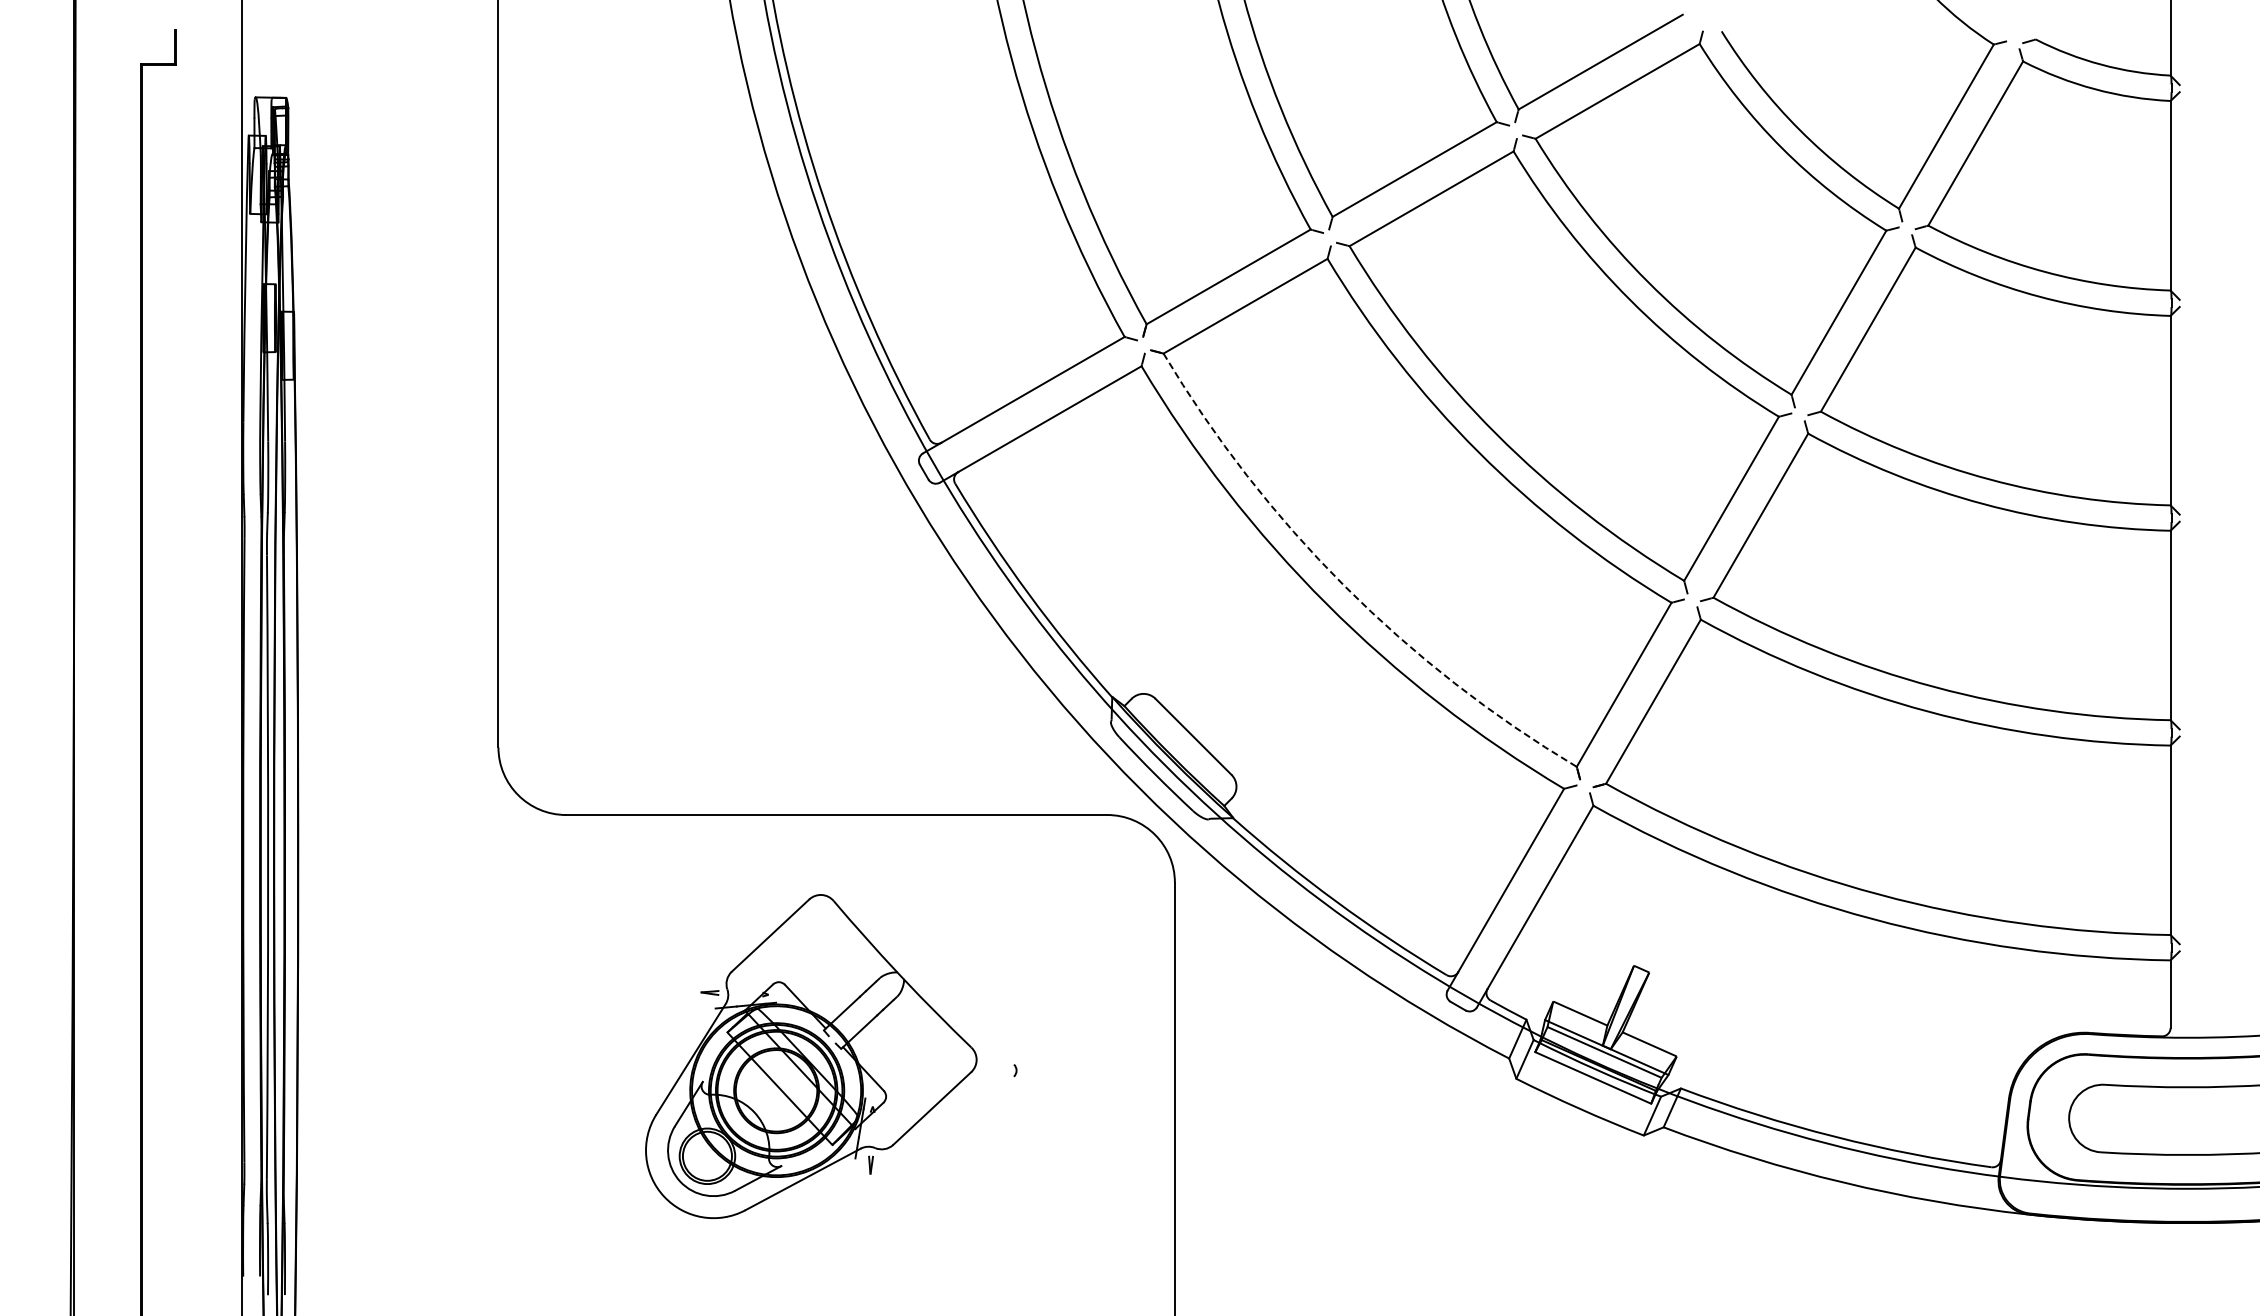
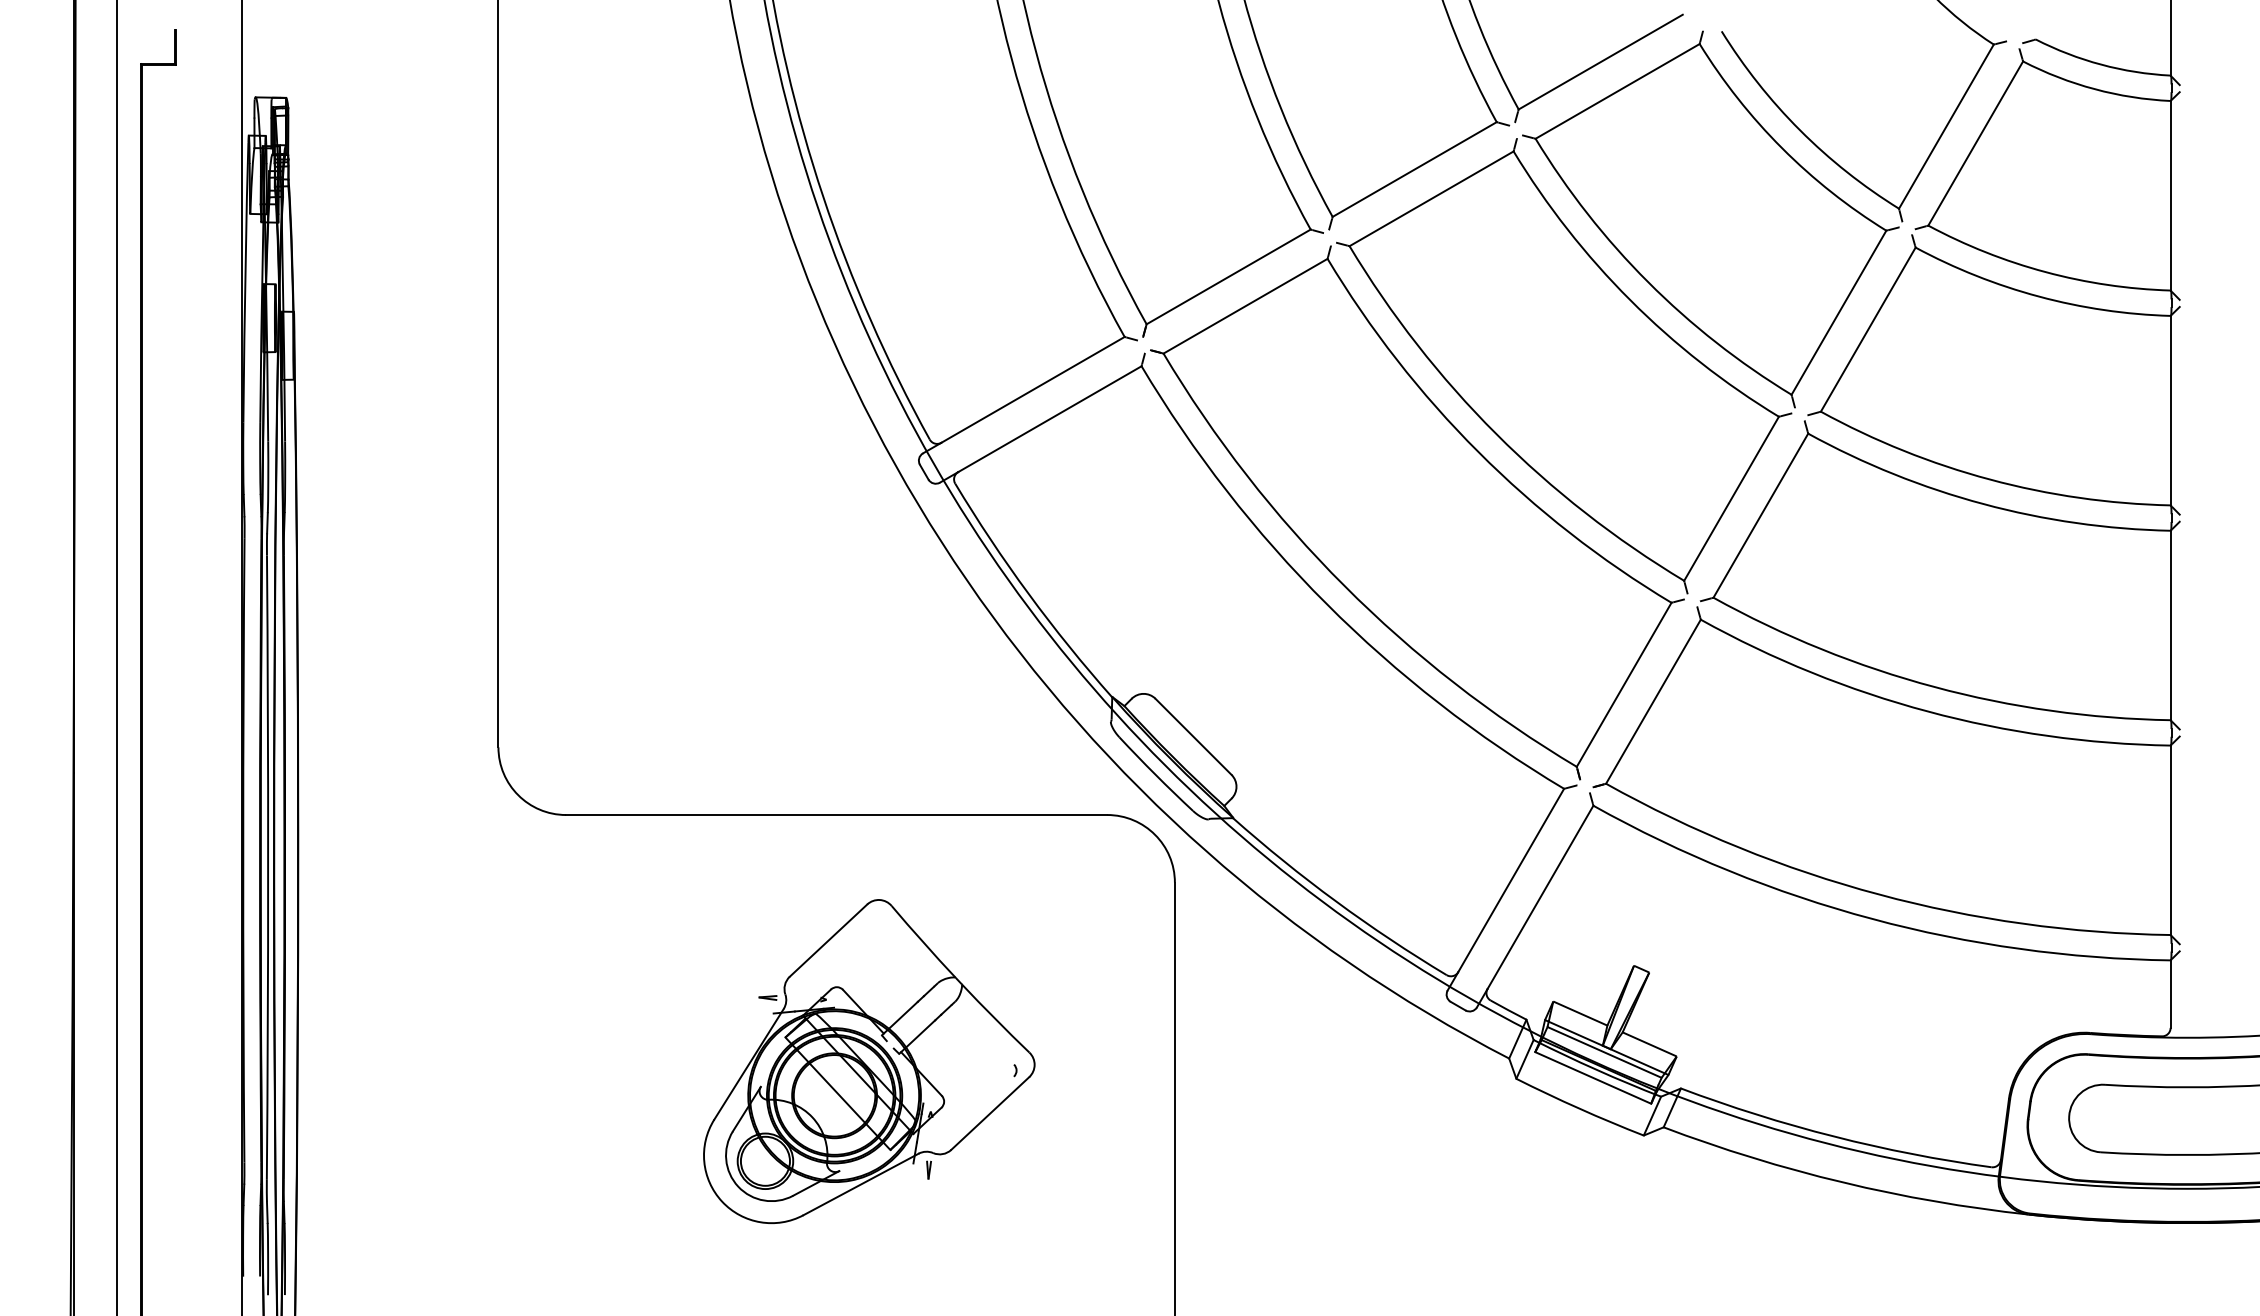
arc: dashed -> solid (1344, 585)
line: none -> present (116, 657)
part position: (811, 1056) -> (869, 1061) (869, 1061)
